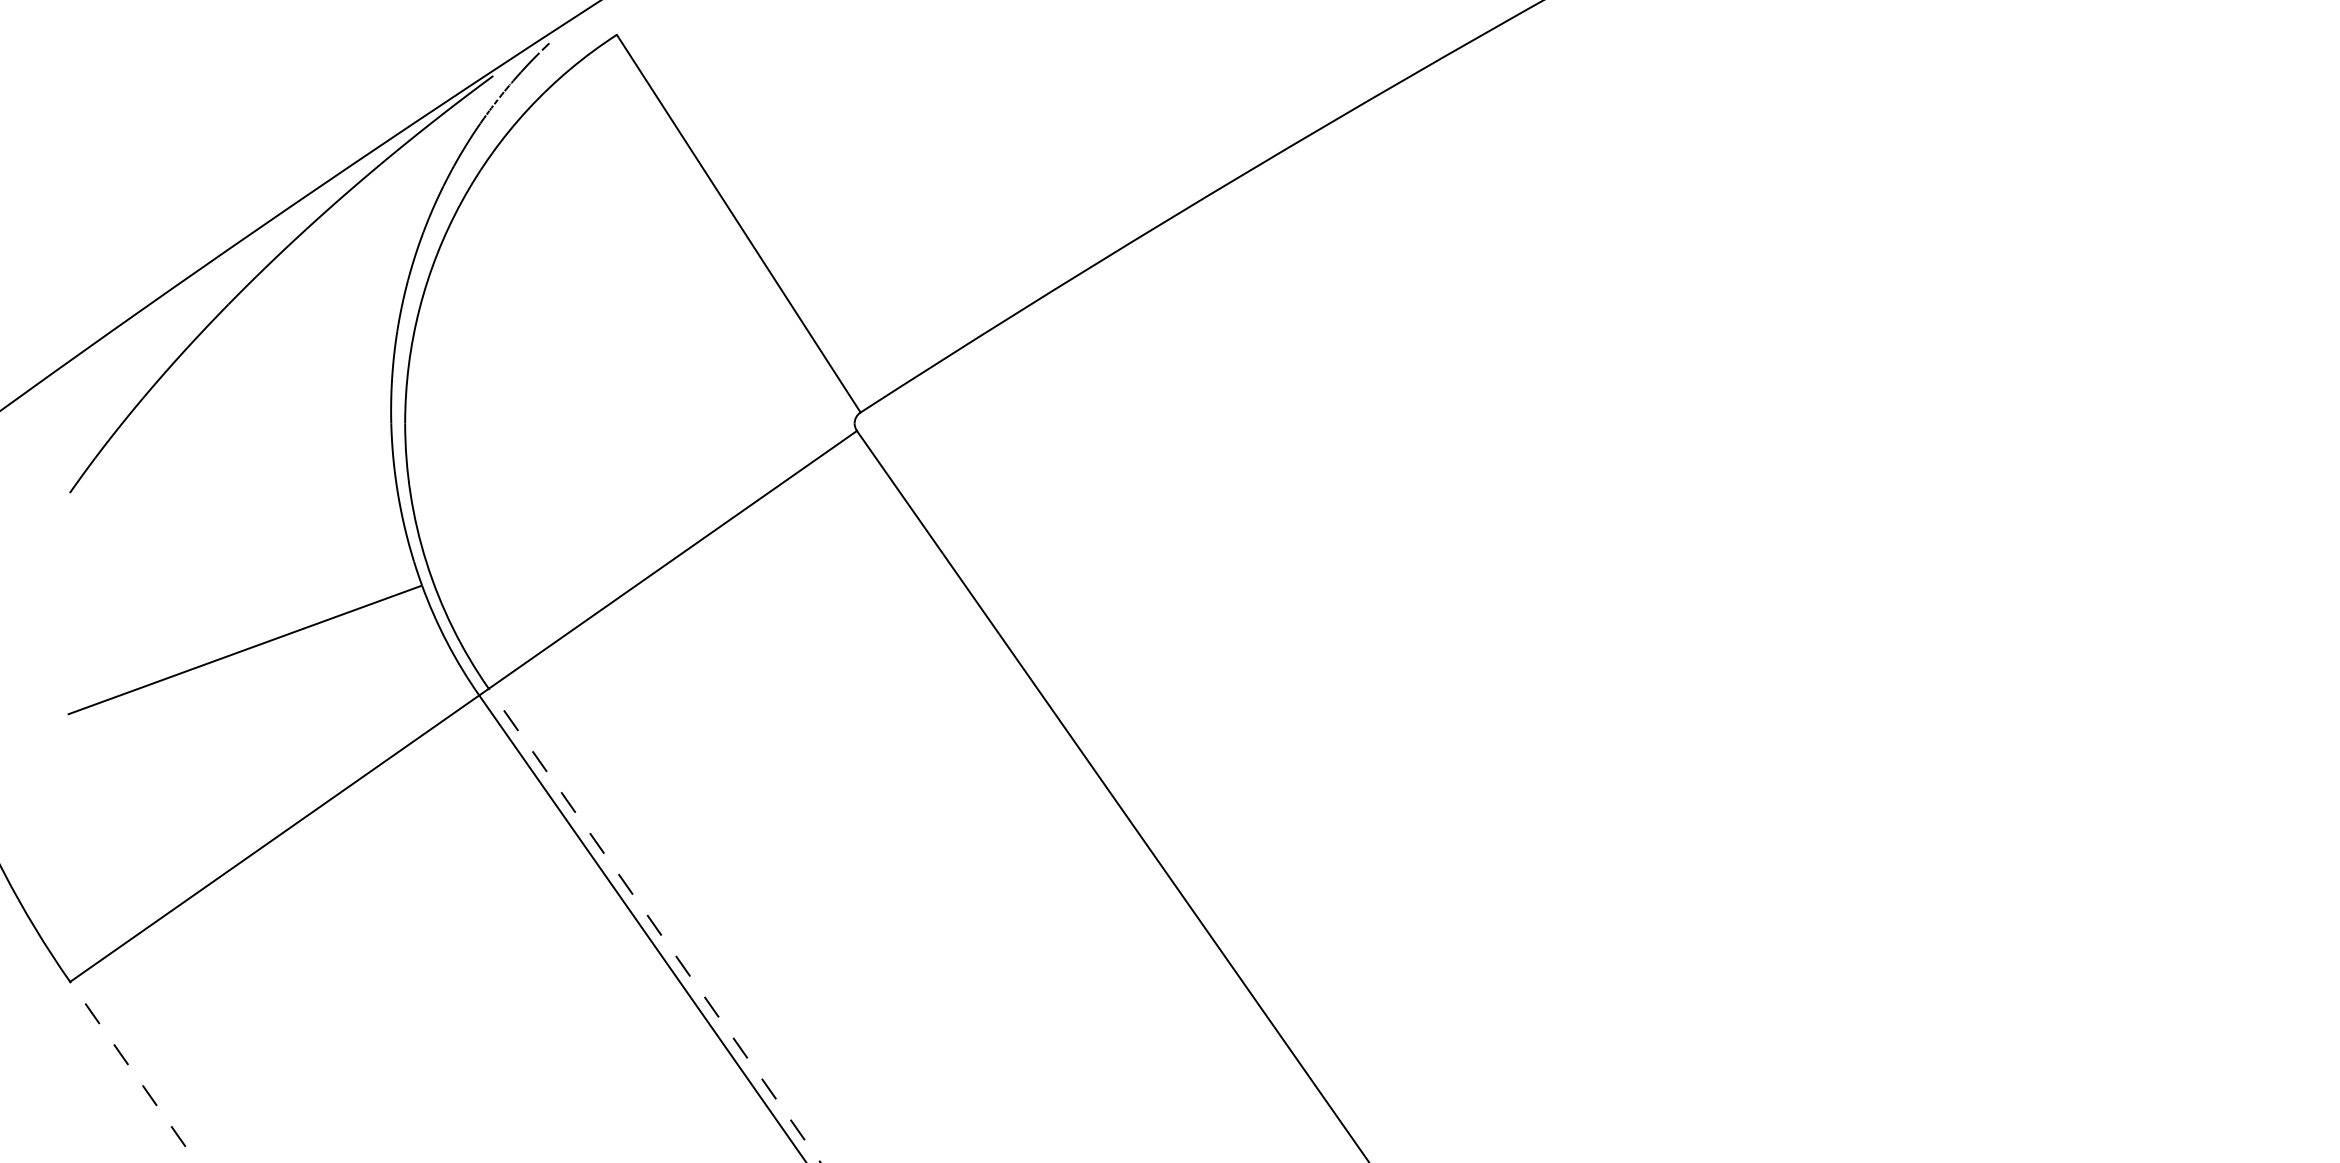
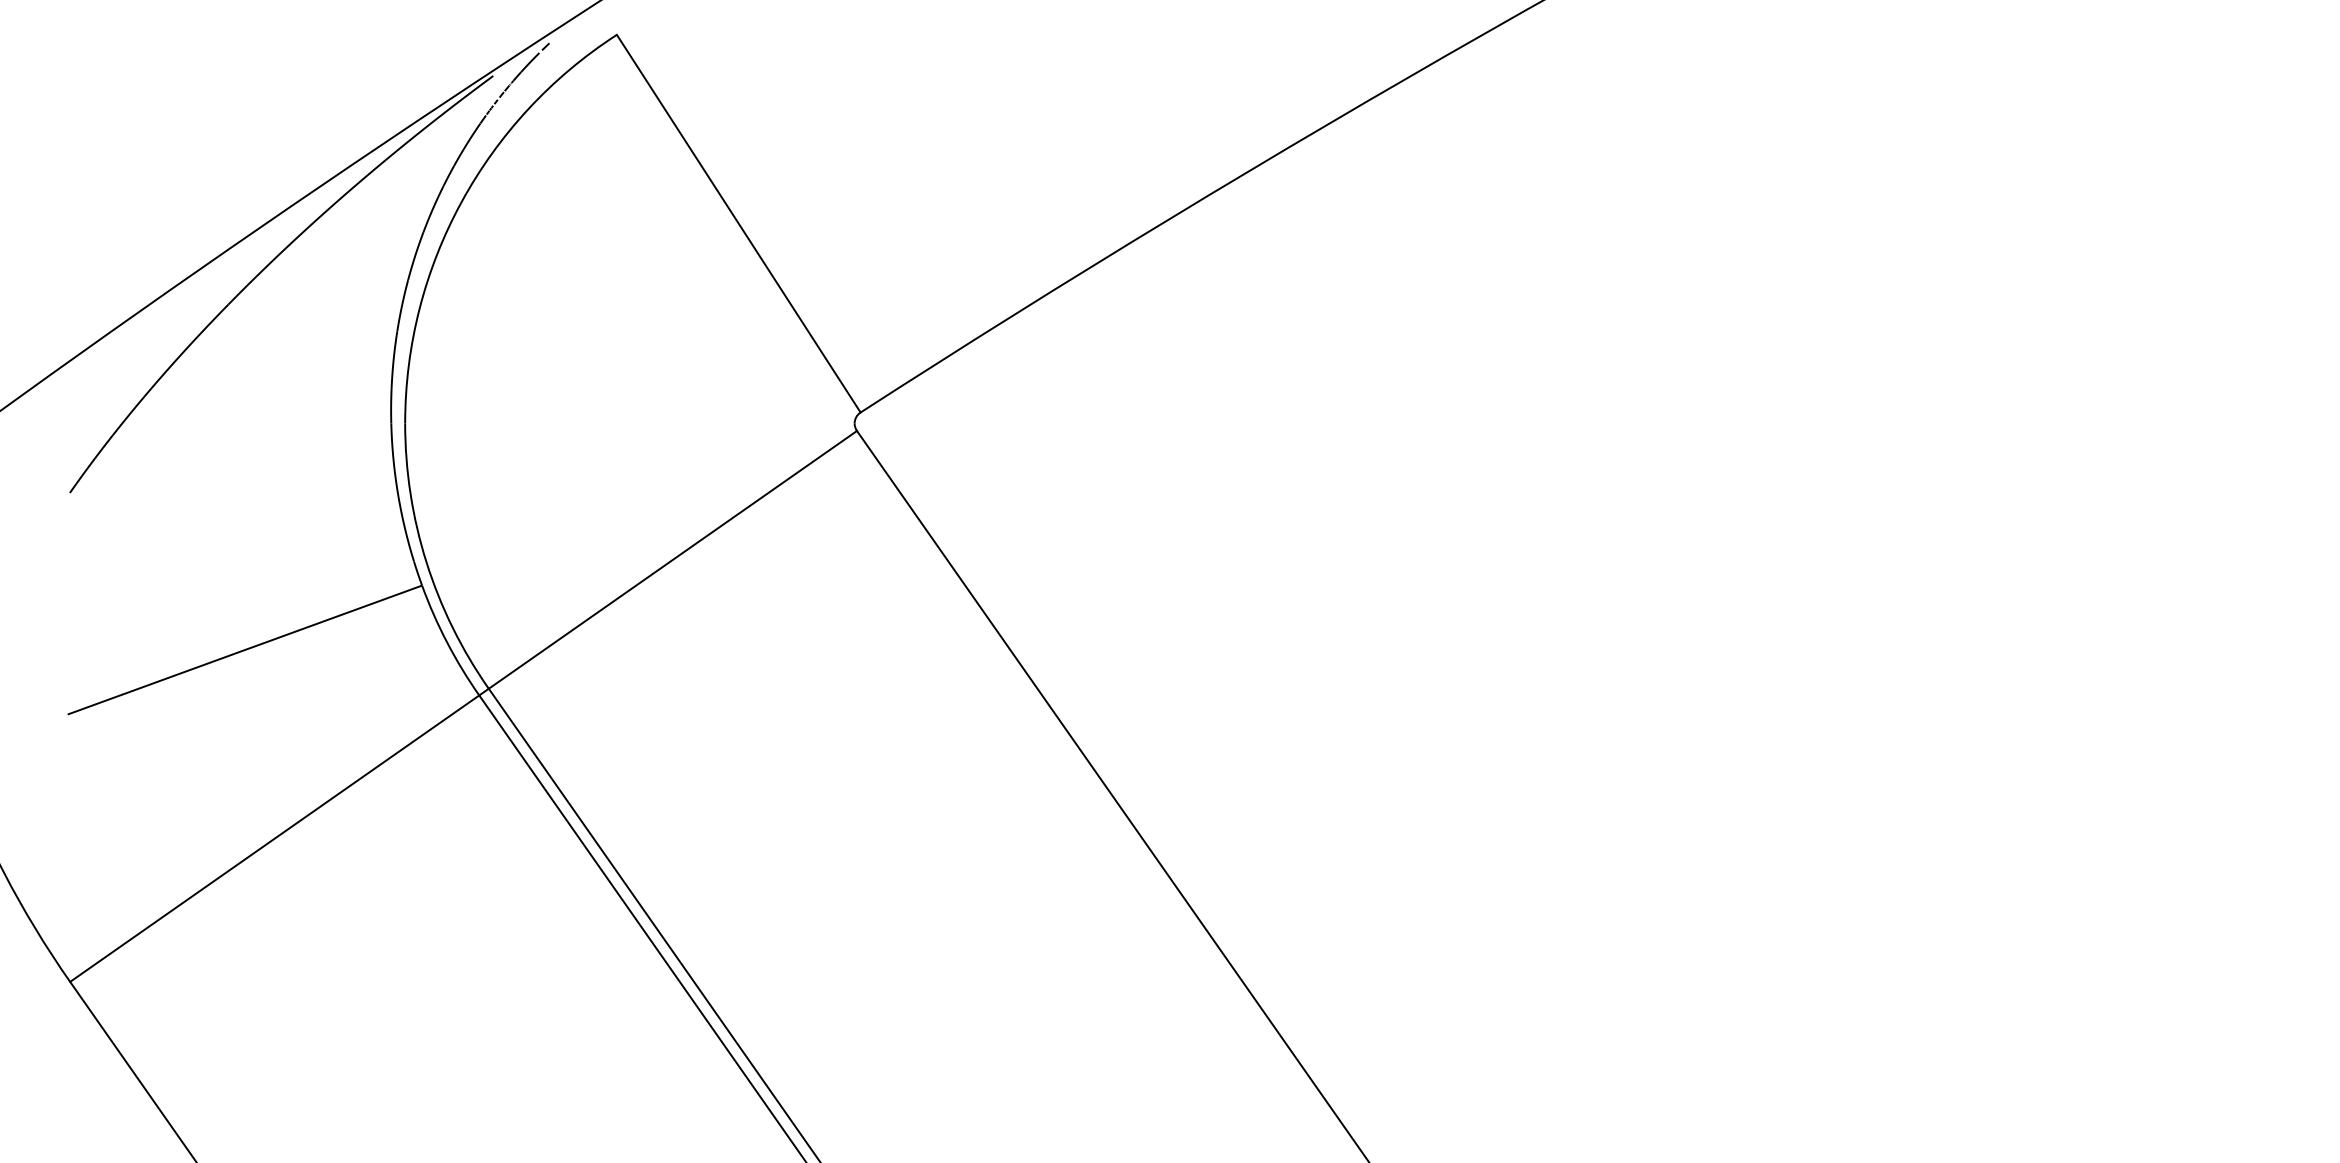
line: dashed -> solid (654, 925)
line: dashed -> solid (133, 1071)
